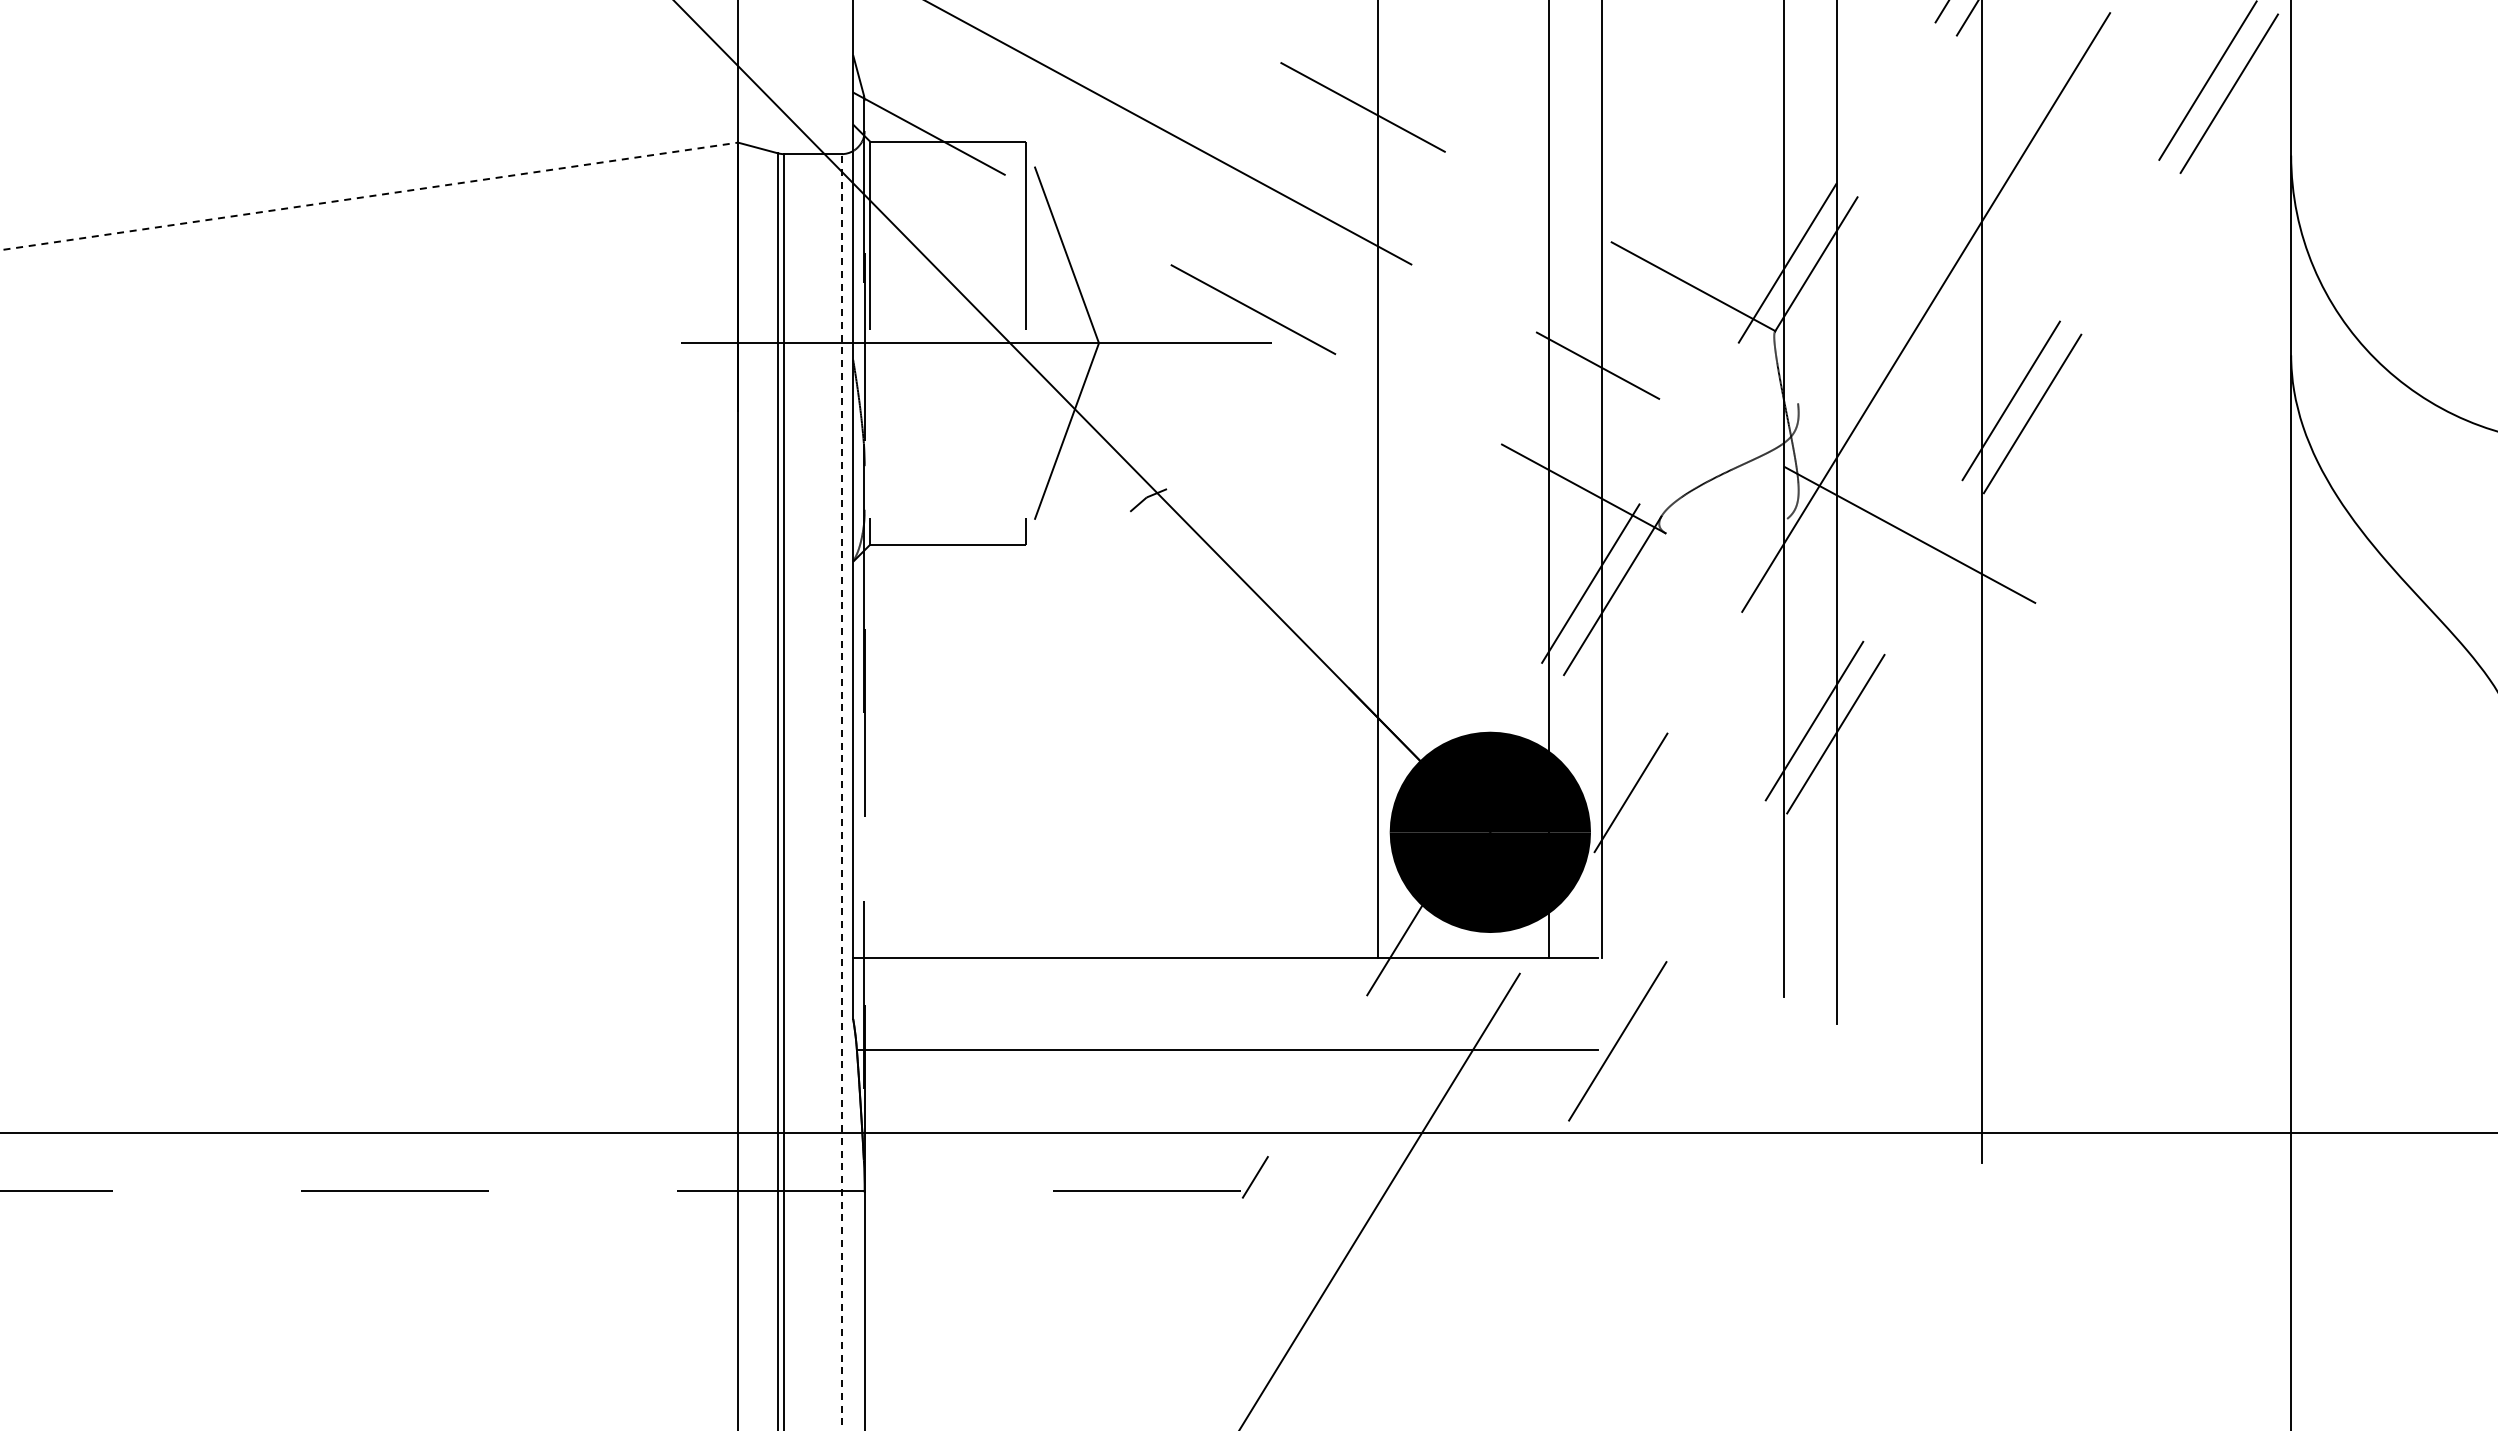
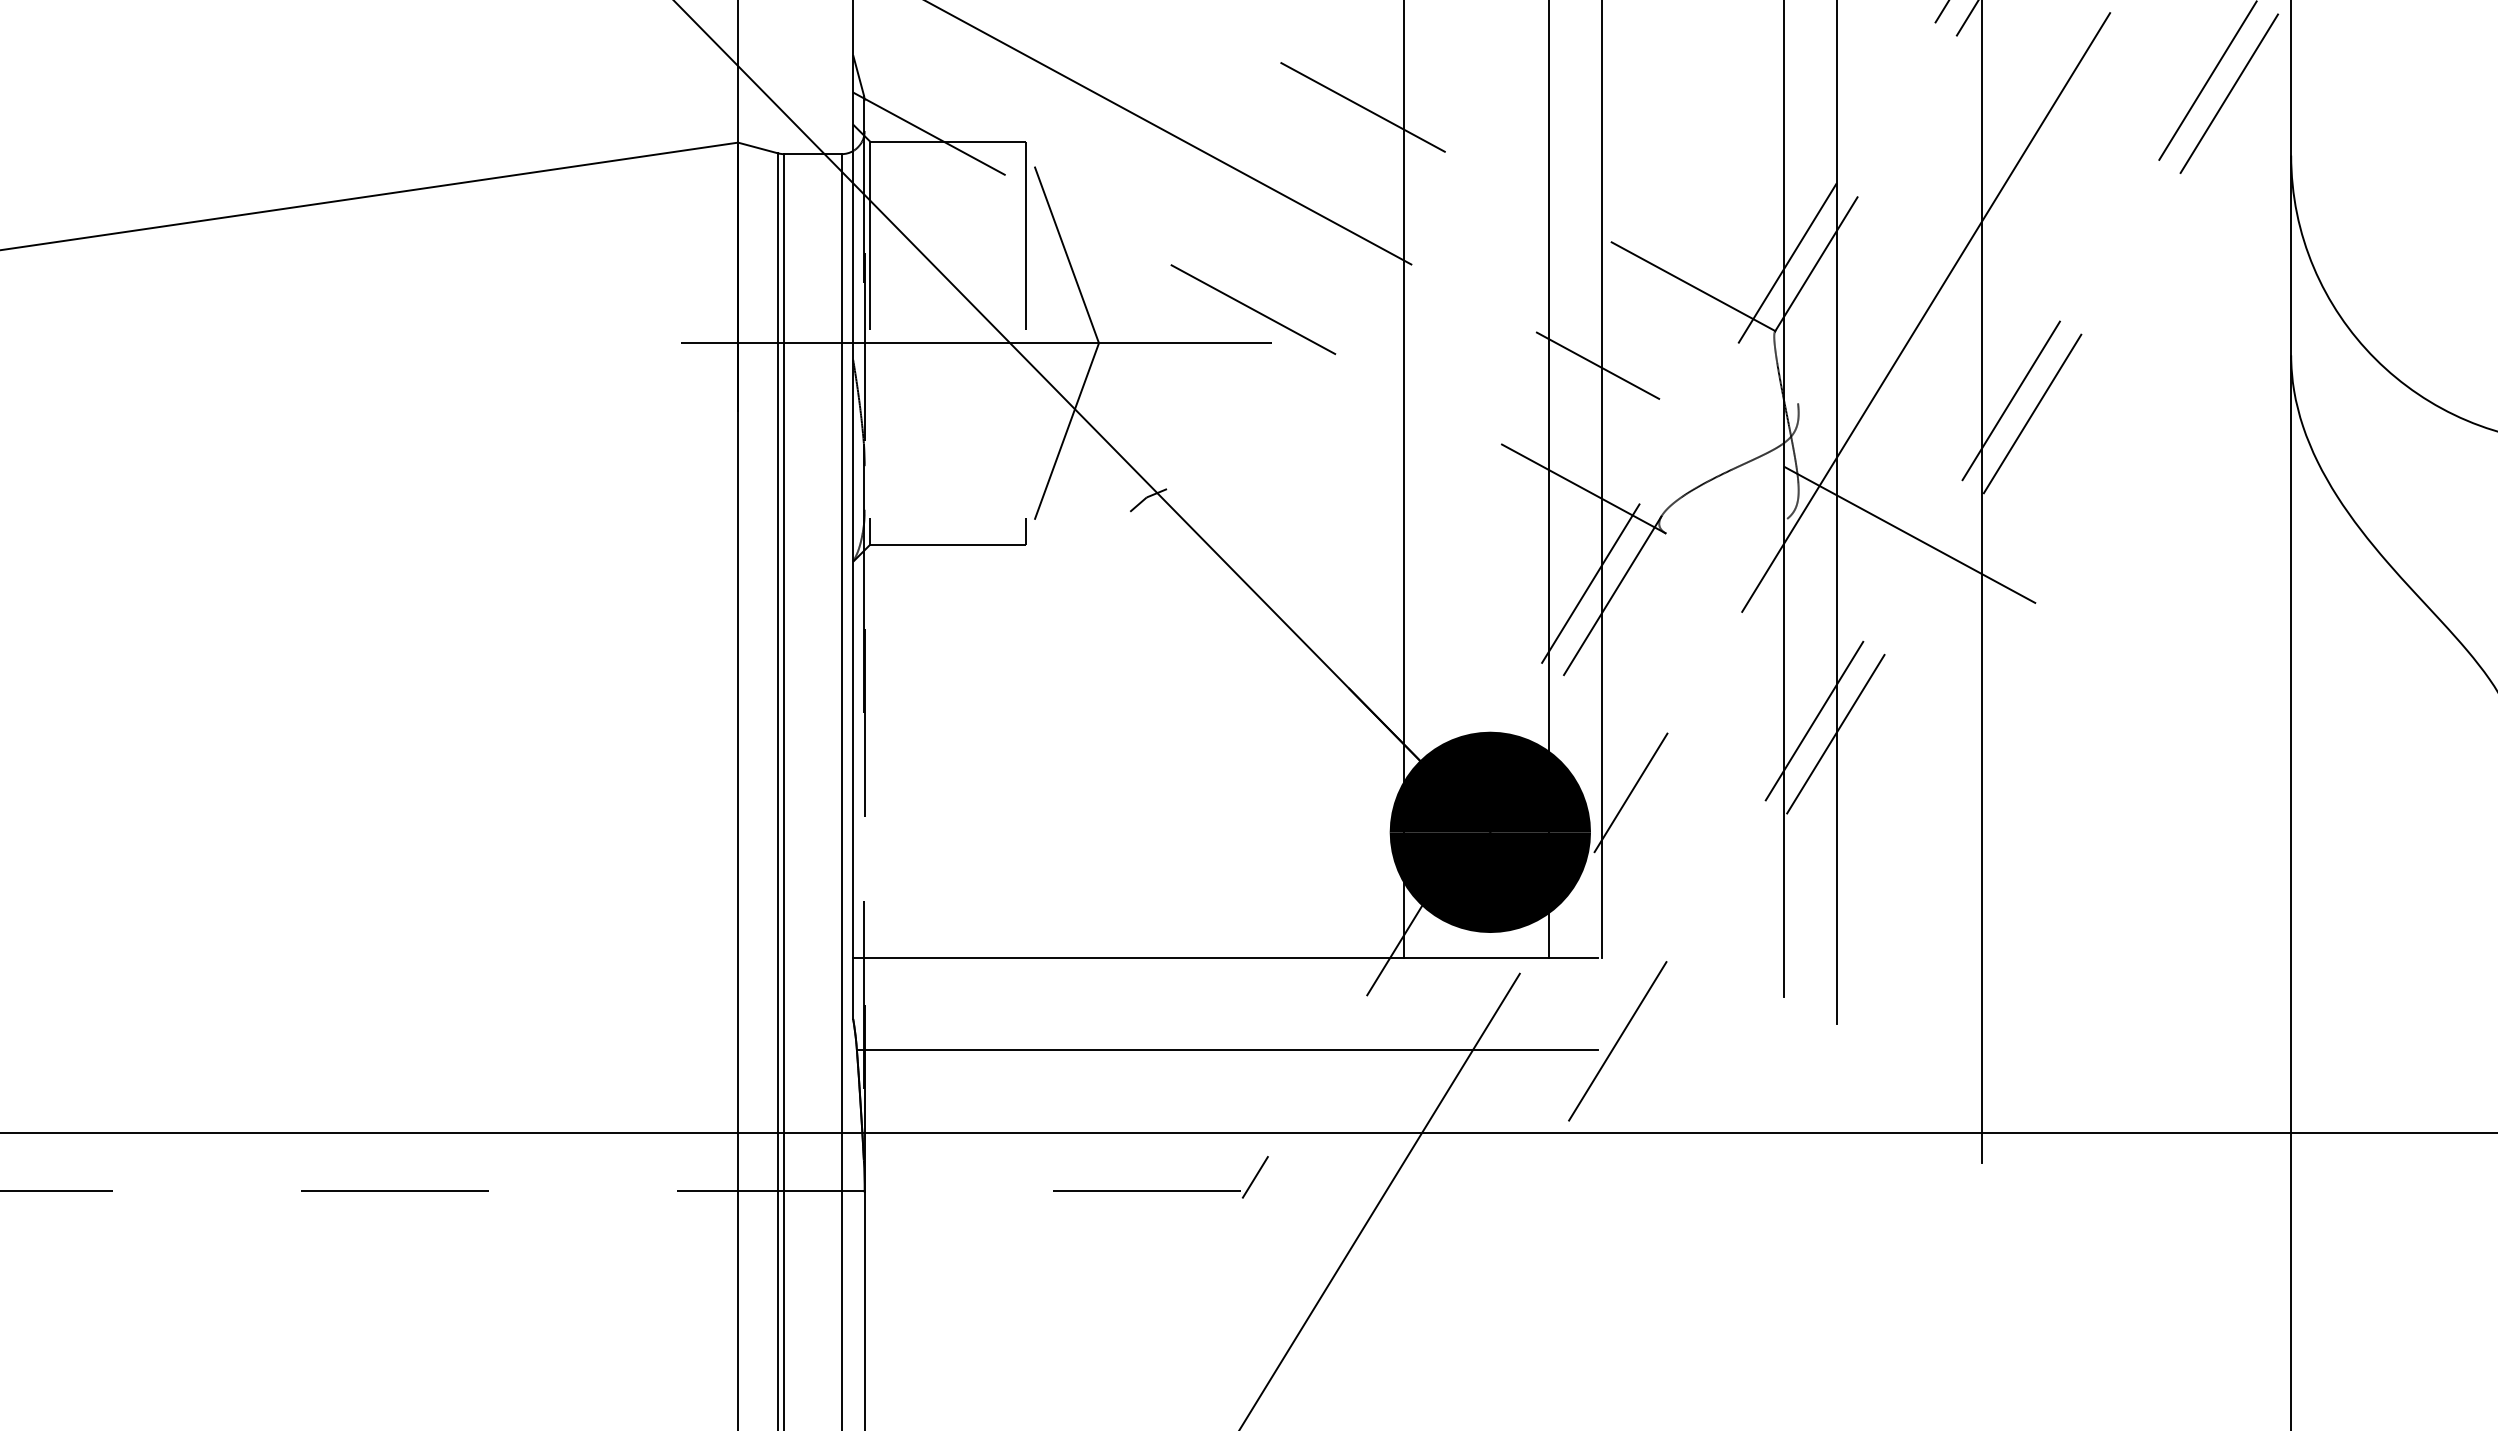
line: dashed -> solid (370, 196)
line position: (1377, 480) -> (1403, 480) (1403, 480)
line: dashed -> solid (841, 792)
